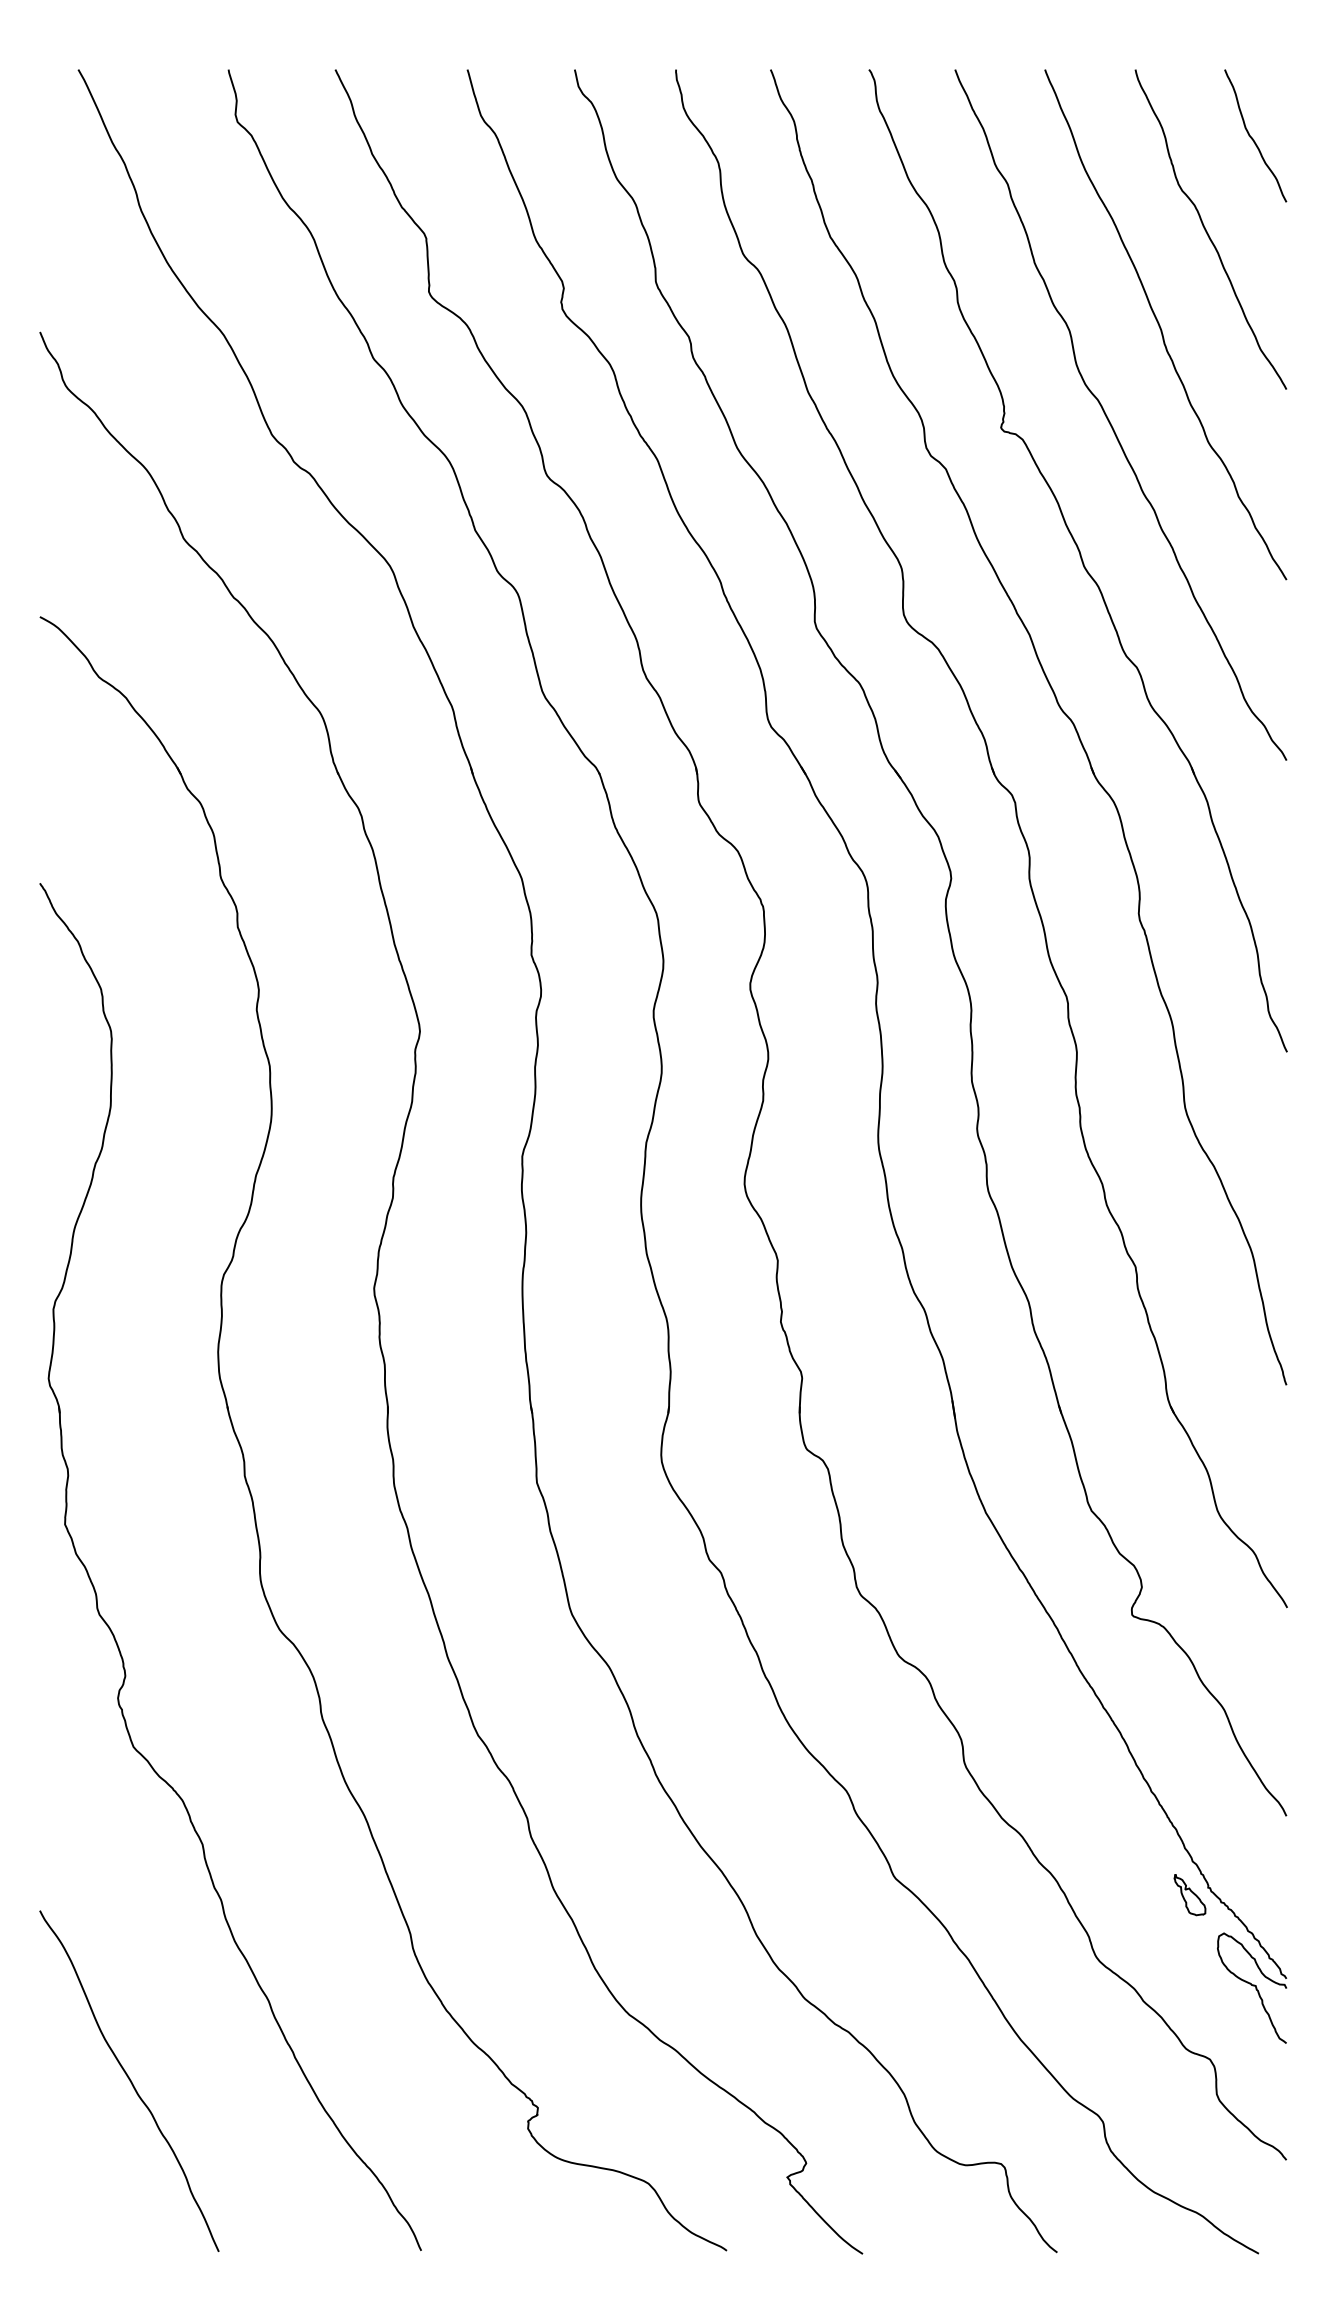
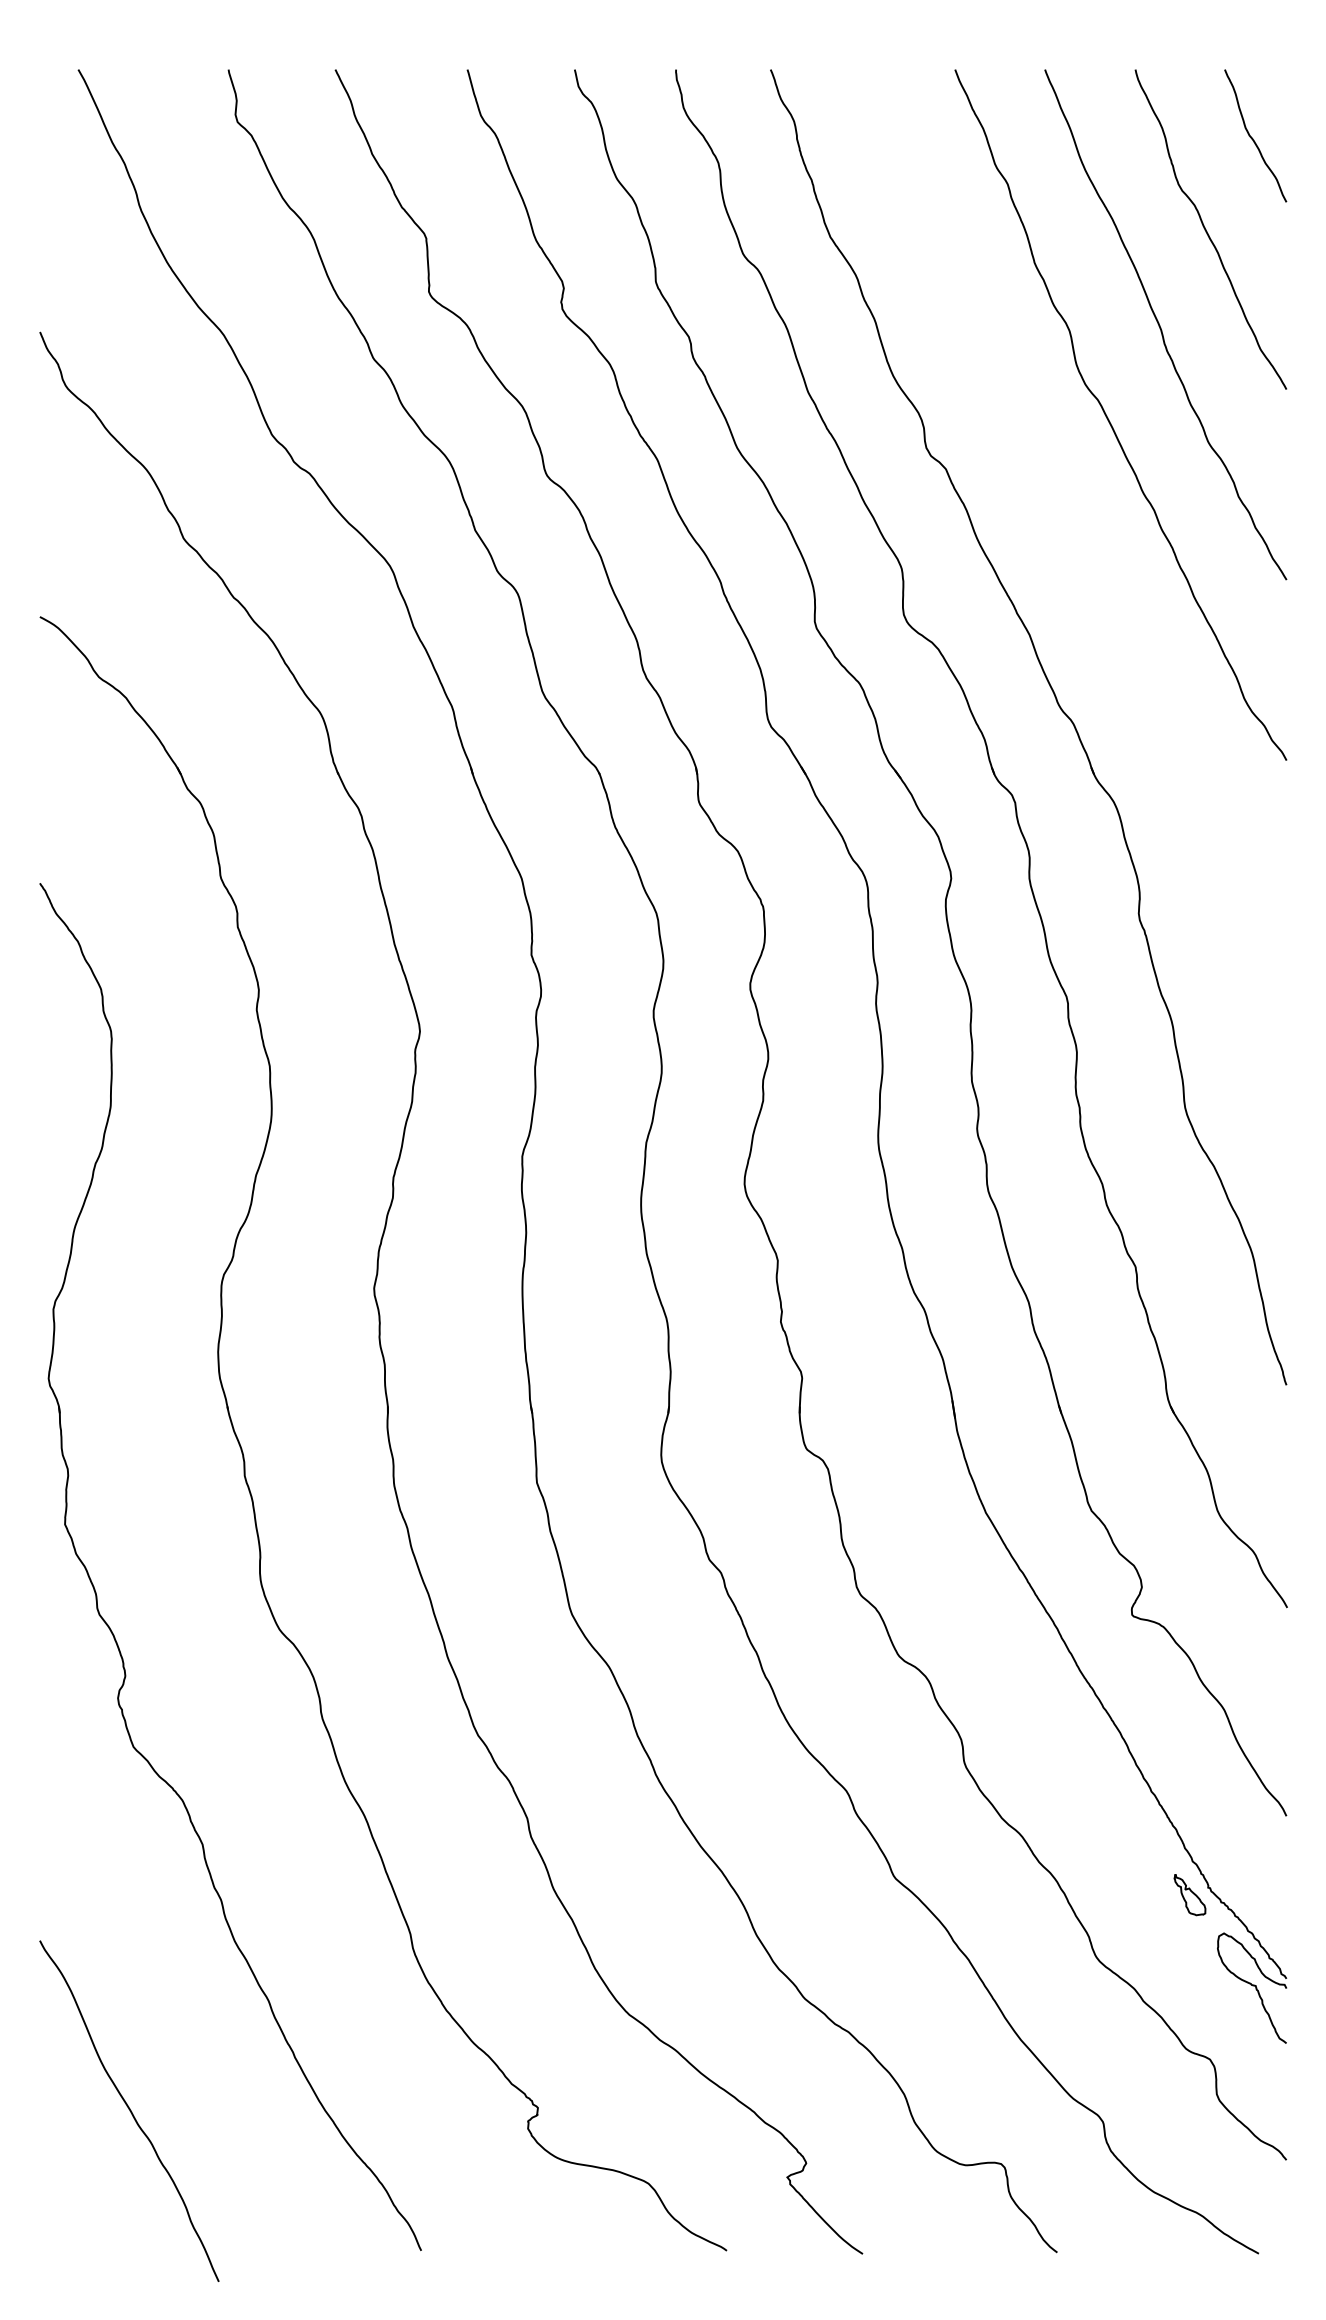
part: present -> none (1077, 560)
curve position: (129, 2080) -> (129, 2110) (129, 2110)
